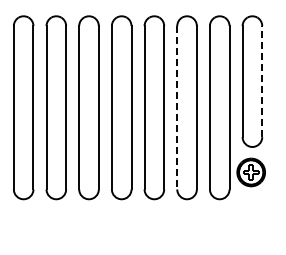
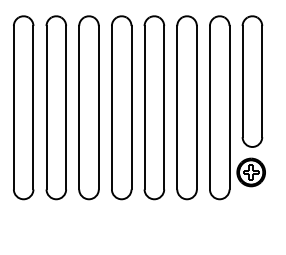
line: dashed -> solid (262, 81)
line: dashed -> solid (177, 107)
